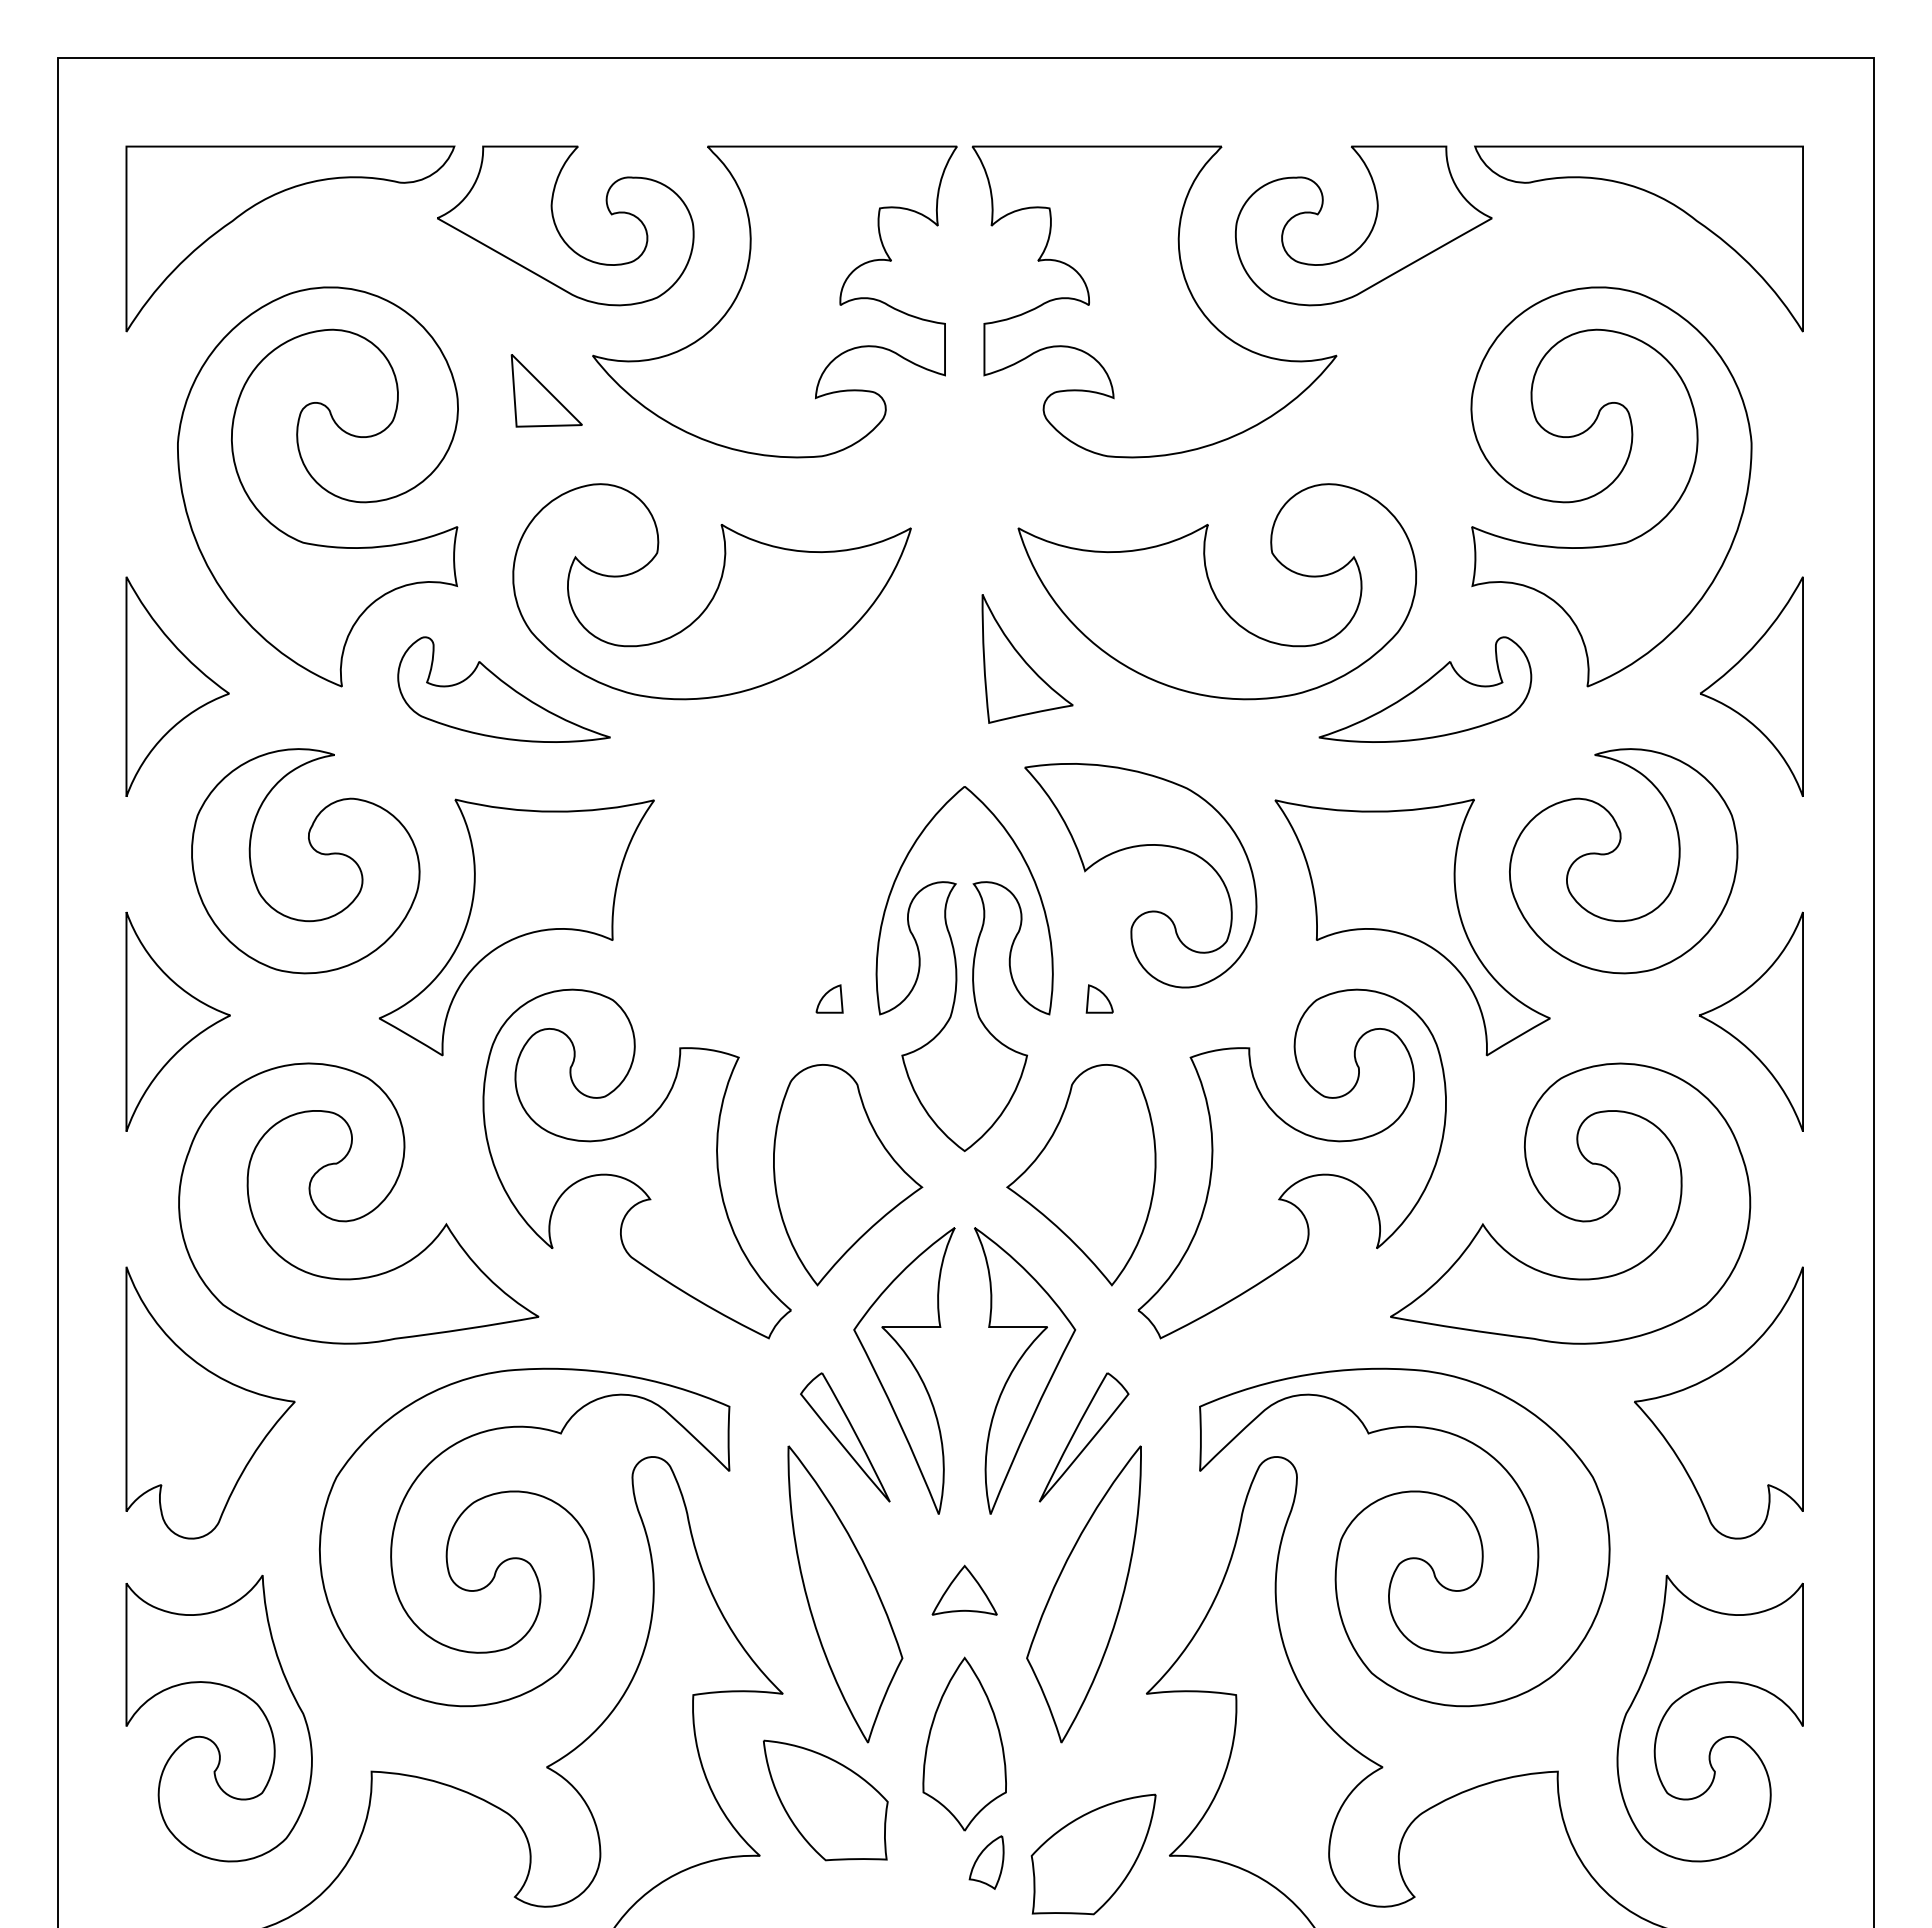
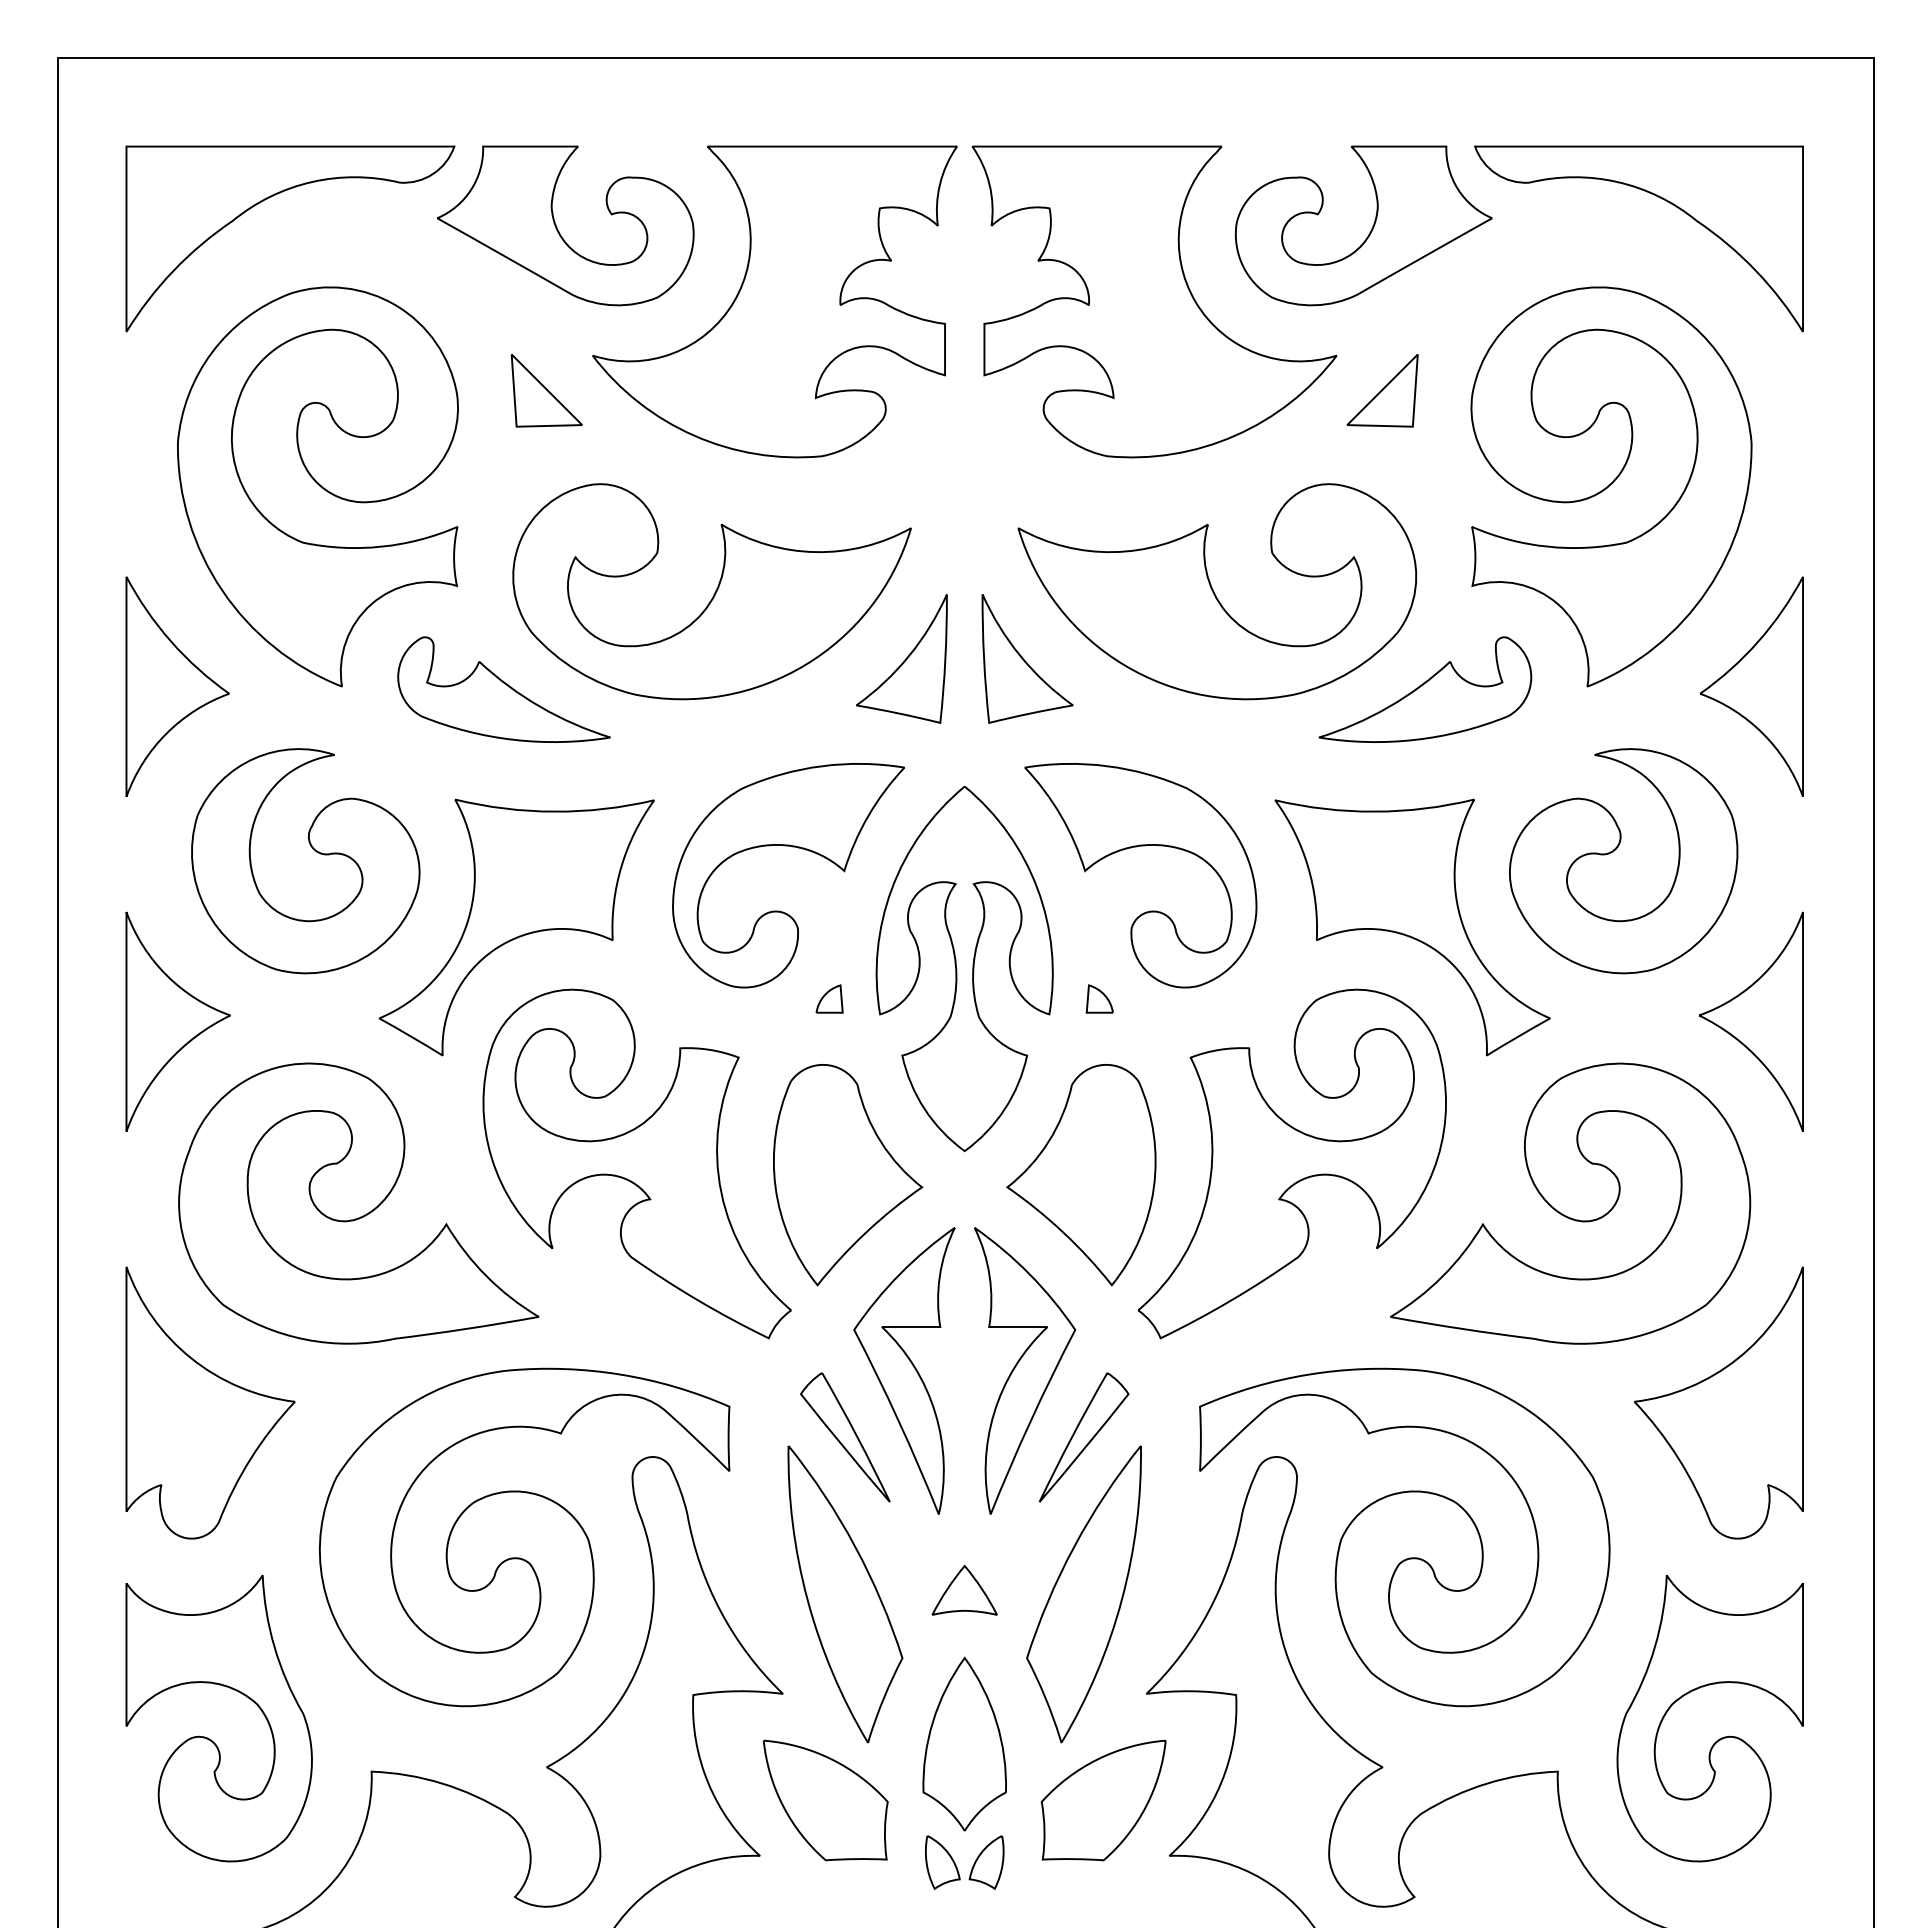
part: none -> present (1382, 390)
part: none -> present (901, 658)
part: none -> present (792, 847)
part position: (1093, 1854) -> (1103, 1800) (1103, 1800)
part: none -> present (942, 1862)
